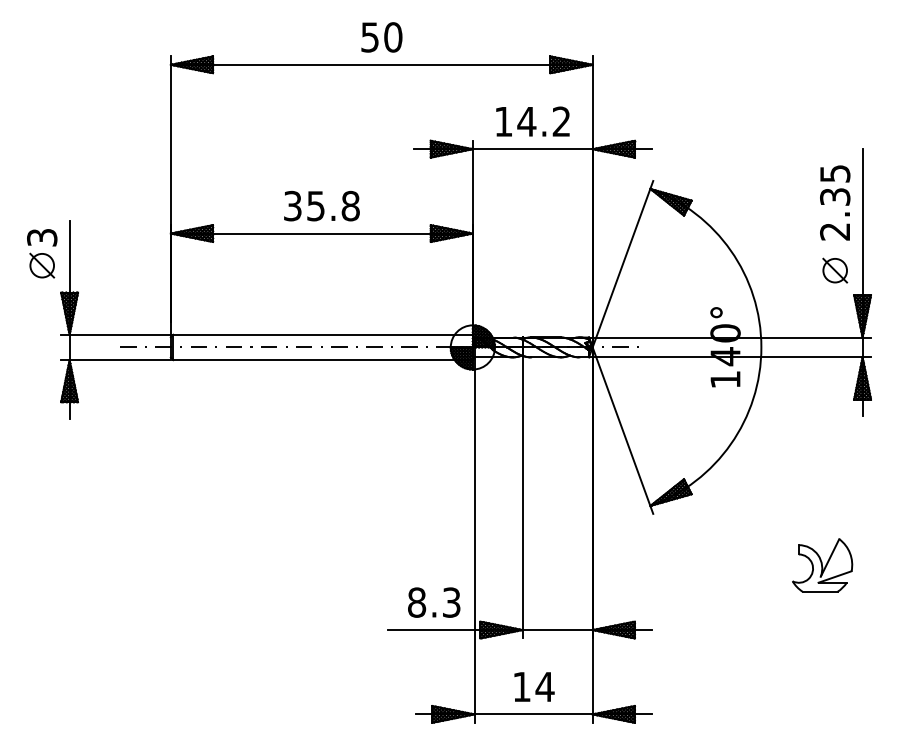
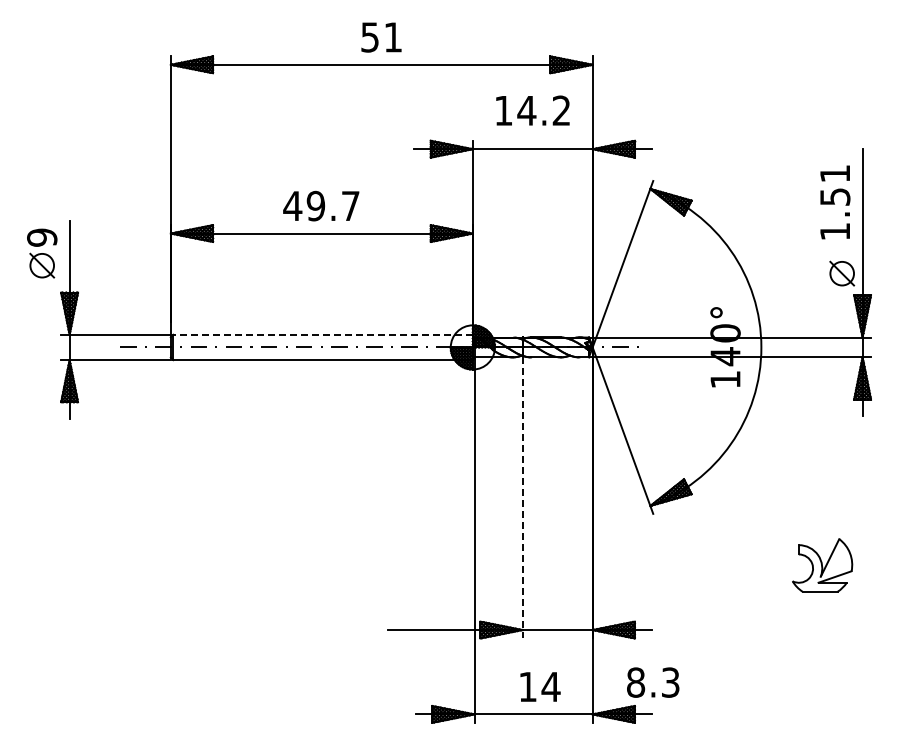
text: 50 -> 51 (393, 37)
text position: (532, 121) -> (532, 110) (532, 110)
text: 2.35 -> 1.51 (835, 202)
text: 35.8 -> 49.7 (321, 205)
text: 3 -> 9 (42, 237)
part position: (835, 270) -> (842, 273) (842, 273)
line: solid -> dashed (323, 334)
line: solid -> dashed (522, 497)
text position: (434, 602) -> (653, 682) (653, 682)
text position: (534, 686) -> (540, 686) (540, 686)
